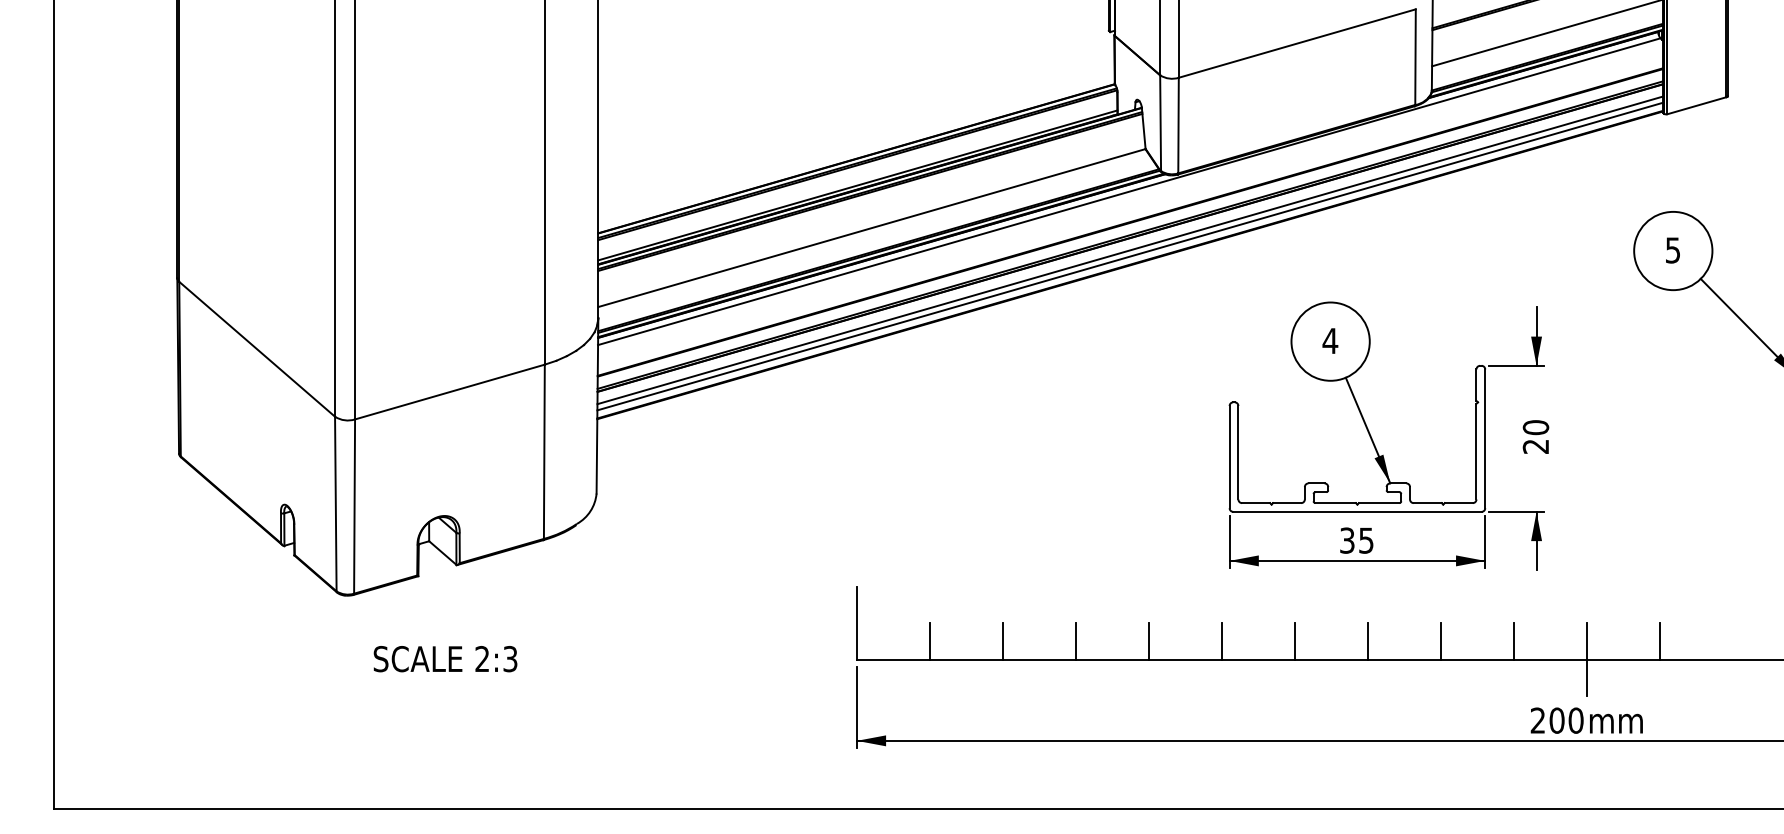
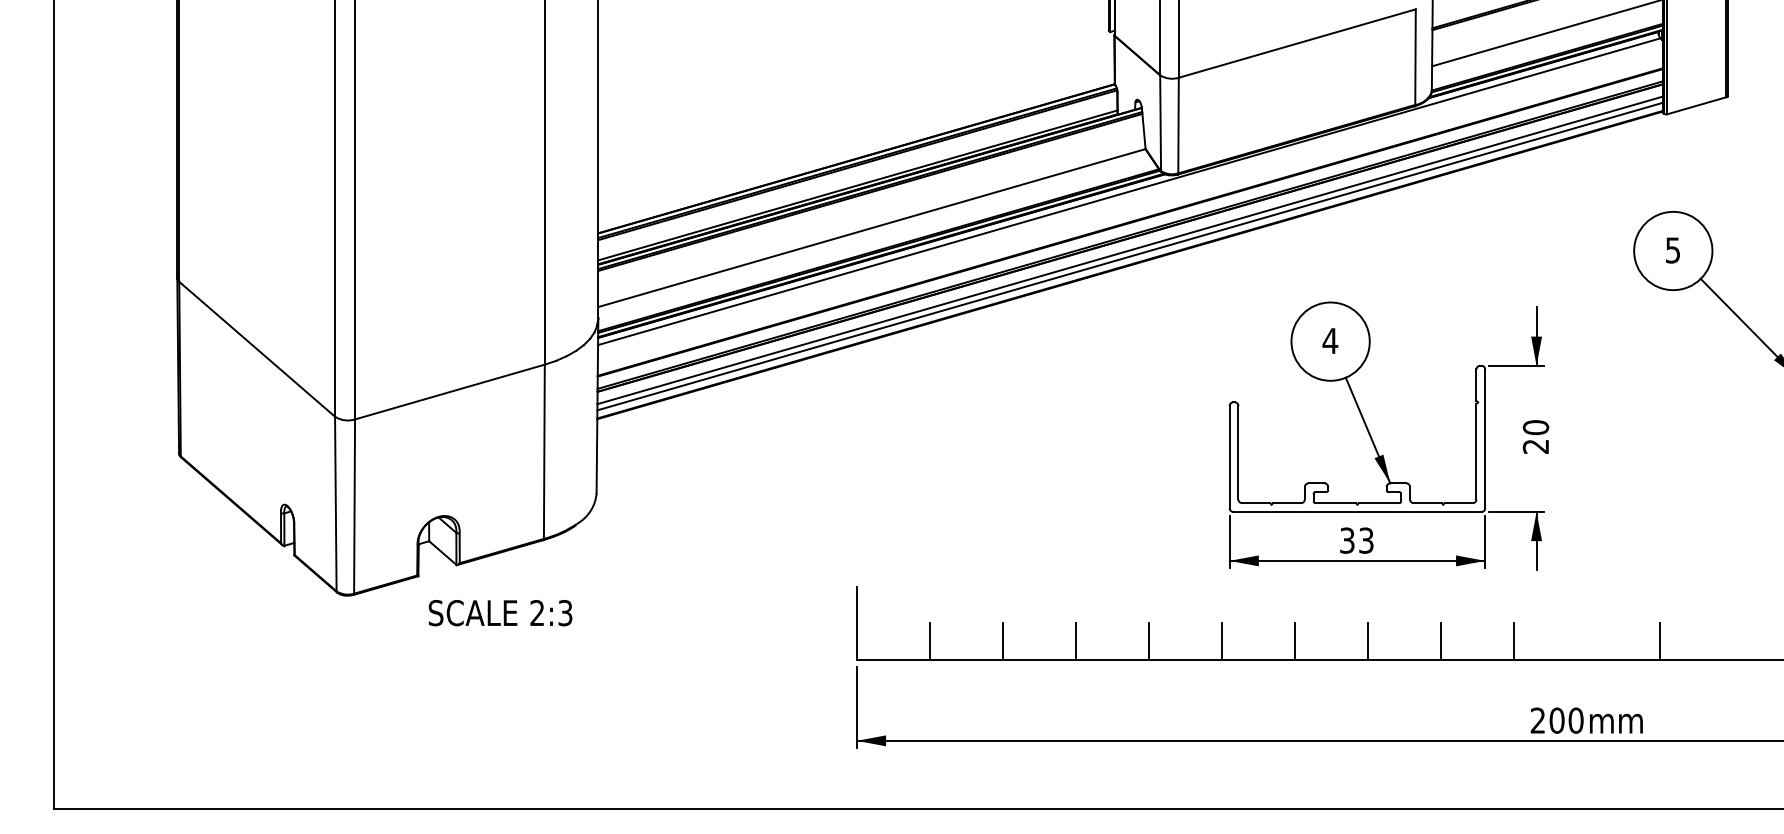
text: 35 -> 33 (1366, 540)
text position: (445, 659) -> (500, 613) (500, 613)
line: present -> none (1587, 659)
